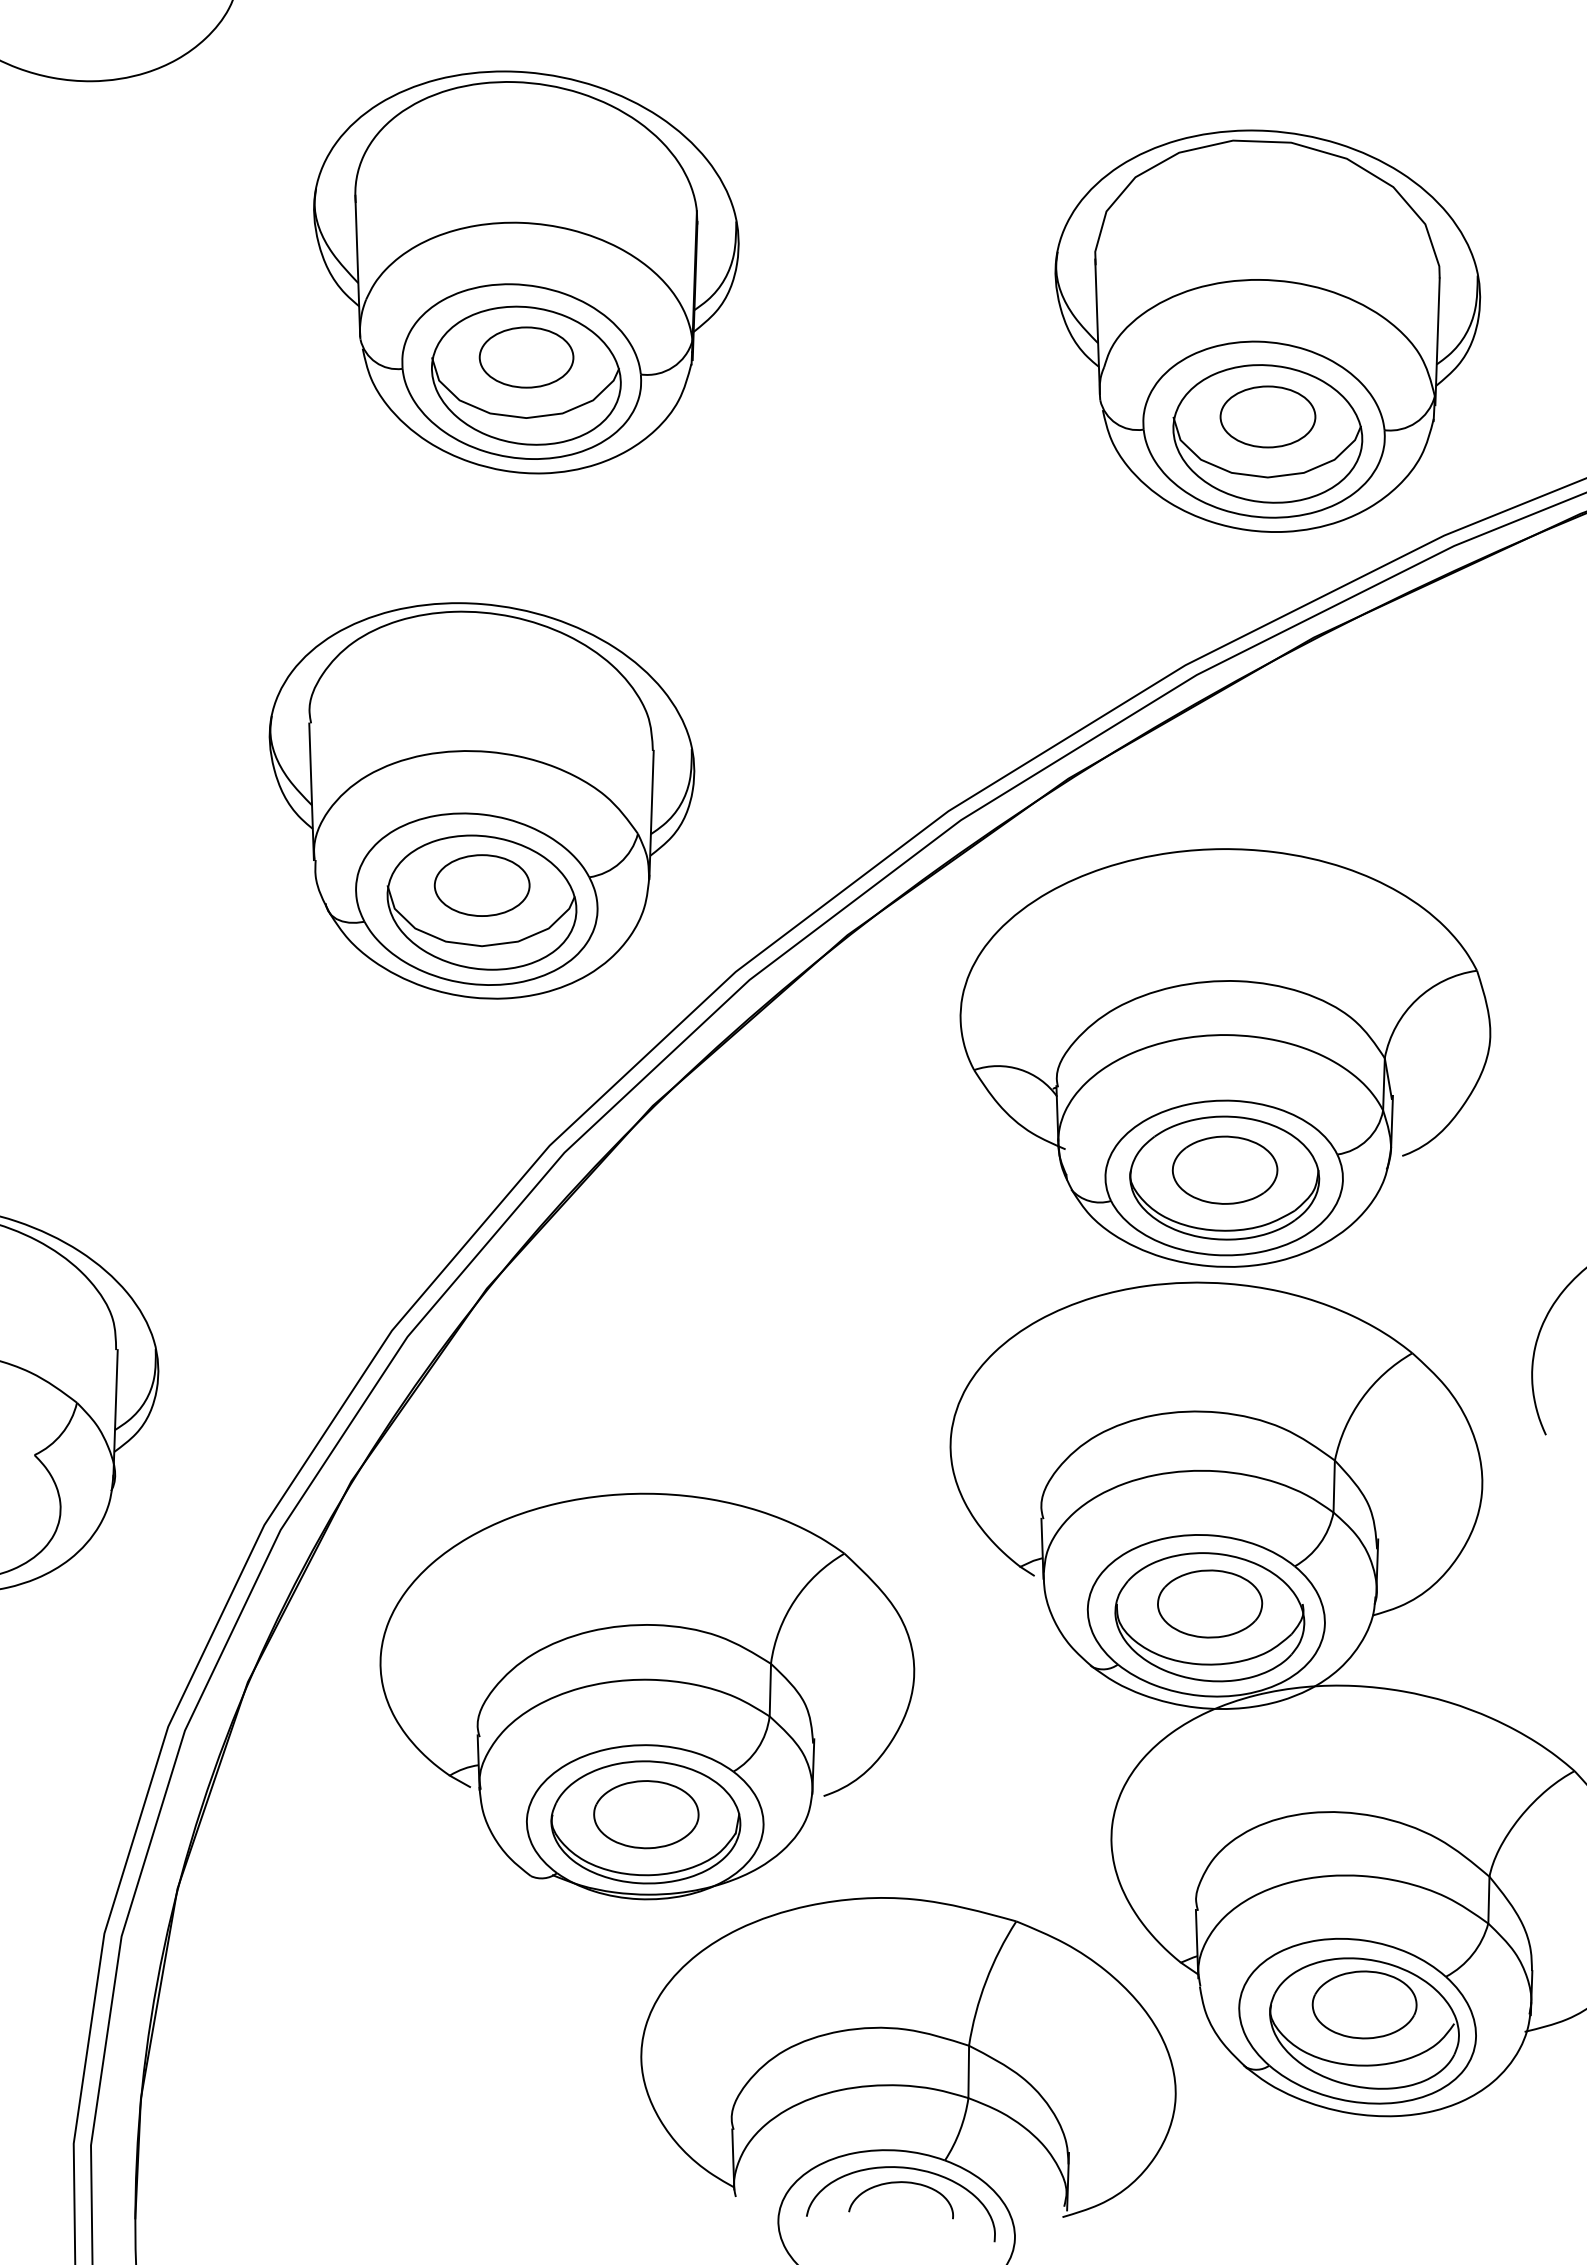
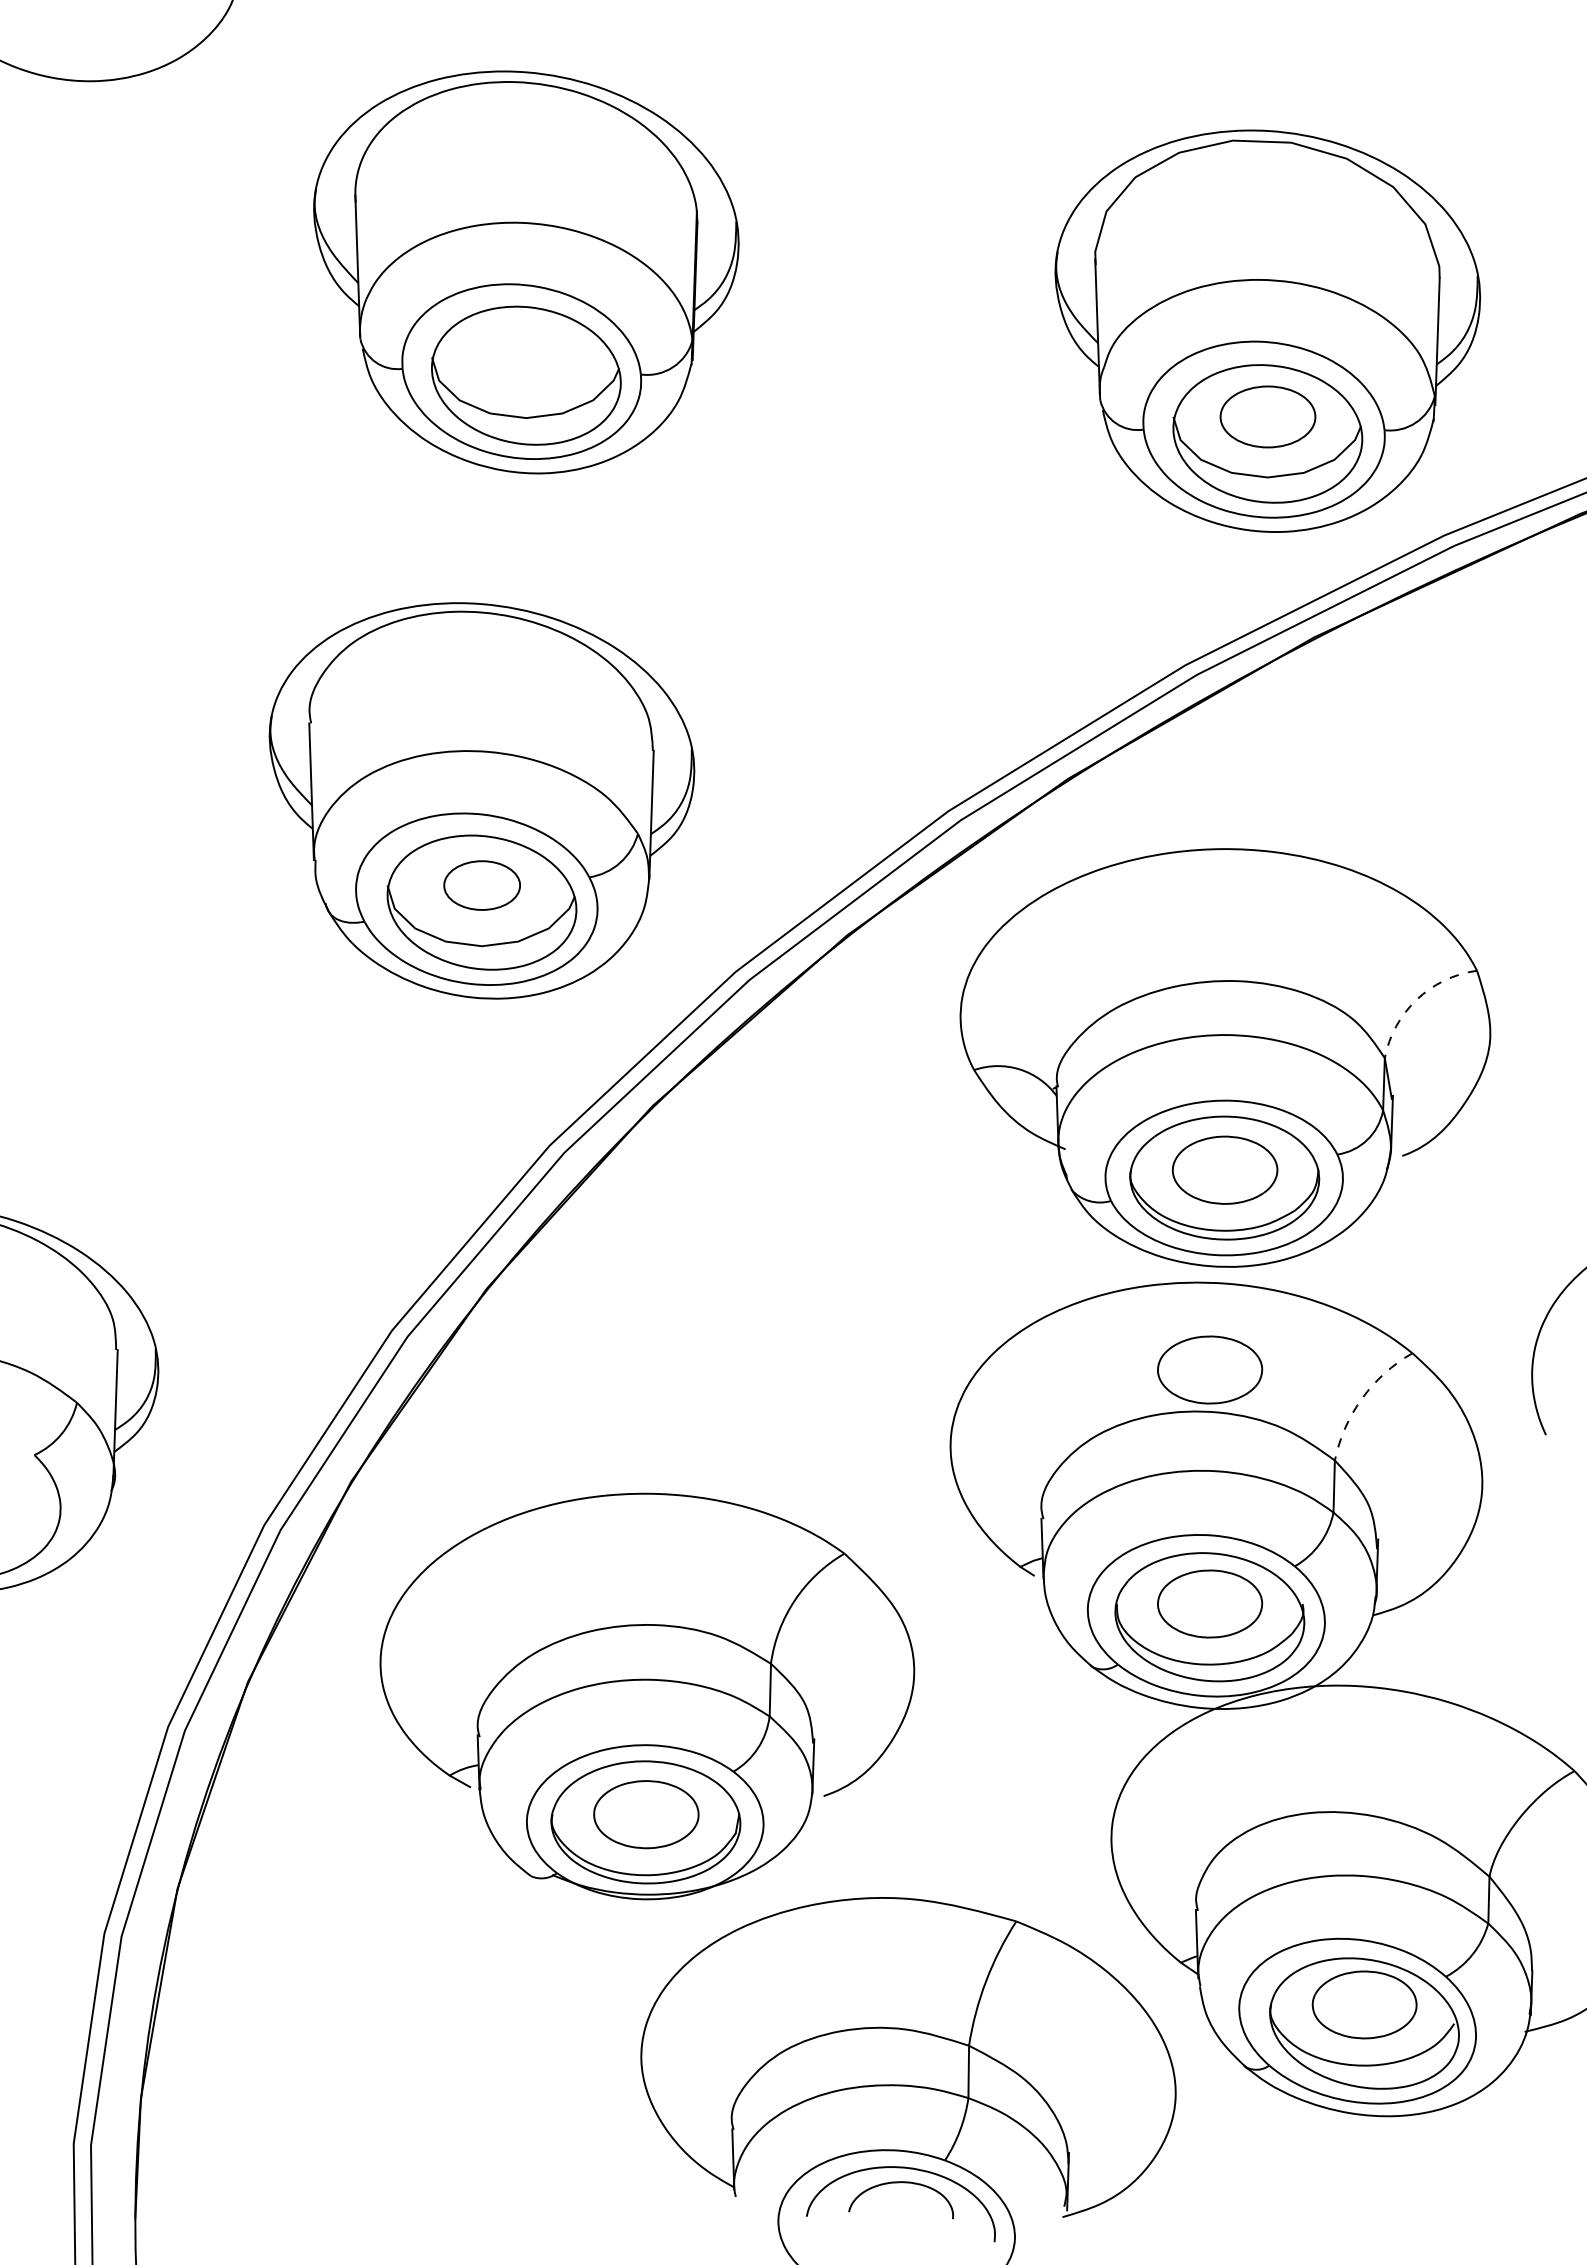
part: present -> none (526, 357)
part size: 98x63 px -> 78x51 px (481, 885)
arc: solid -> dashed (1416, 999)
part: none -> present (1210, 1369)
arc: solid -> dashed (1362, 1398)
